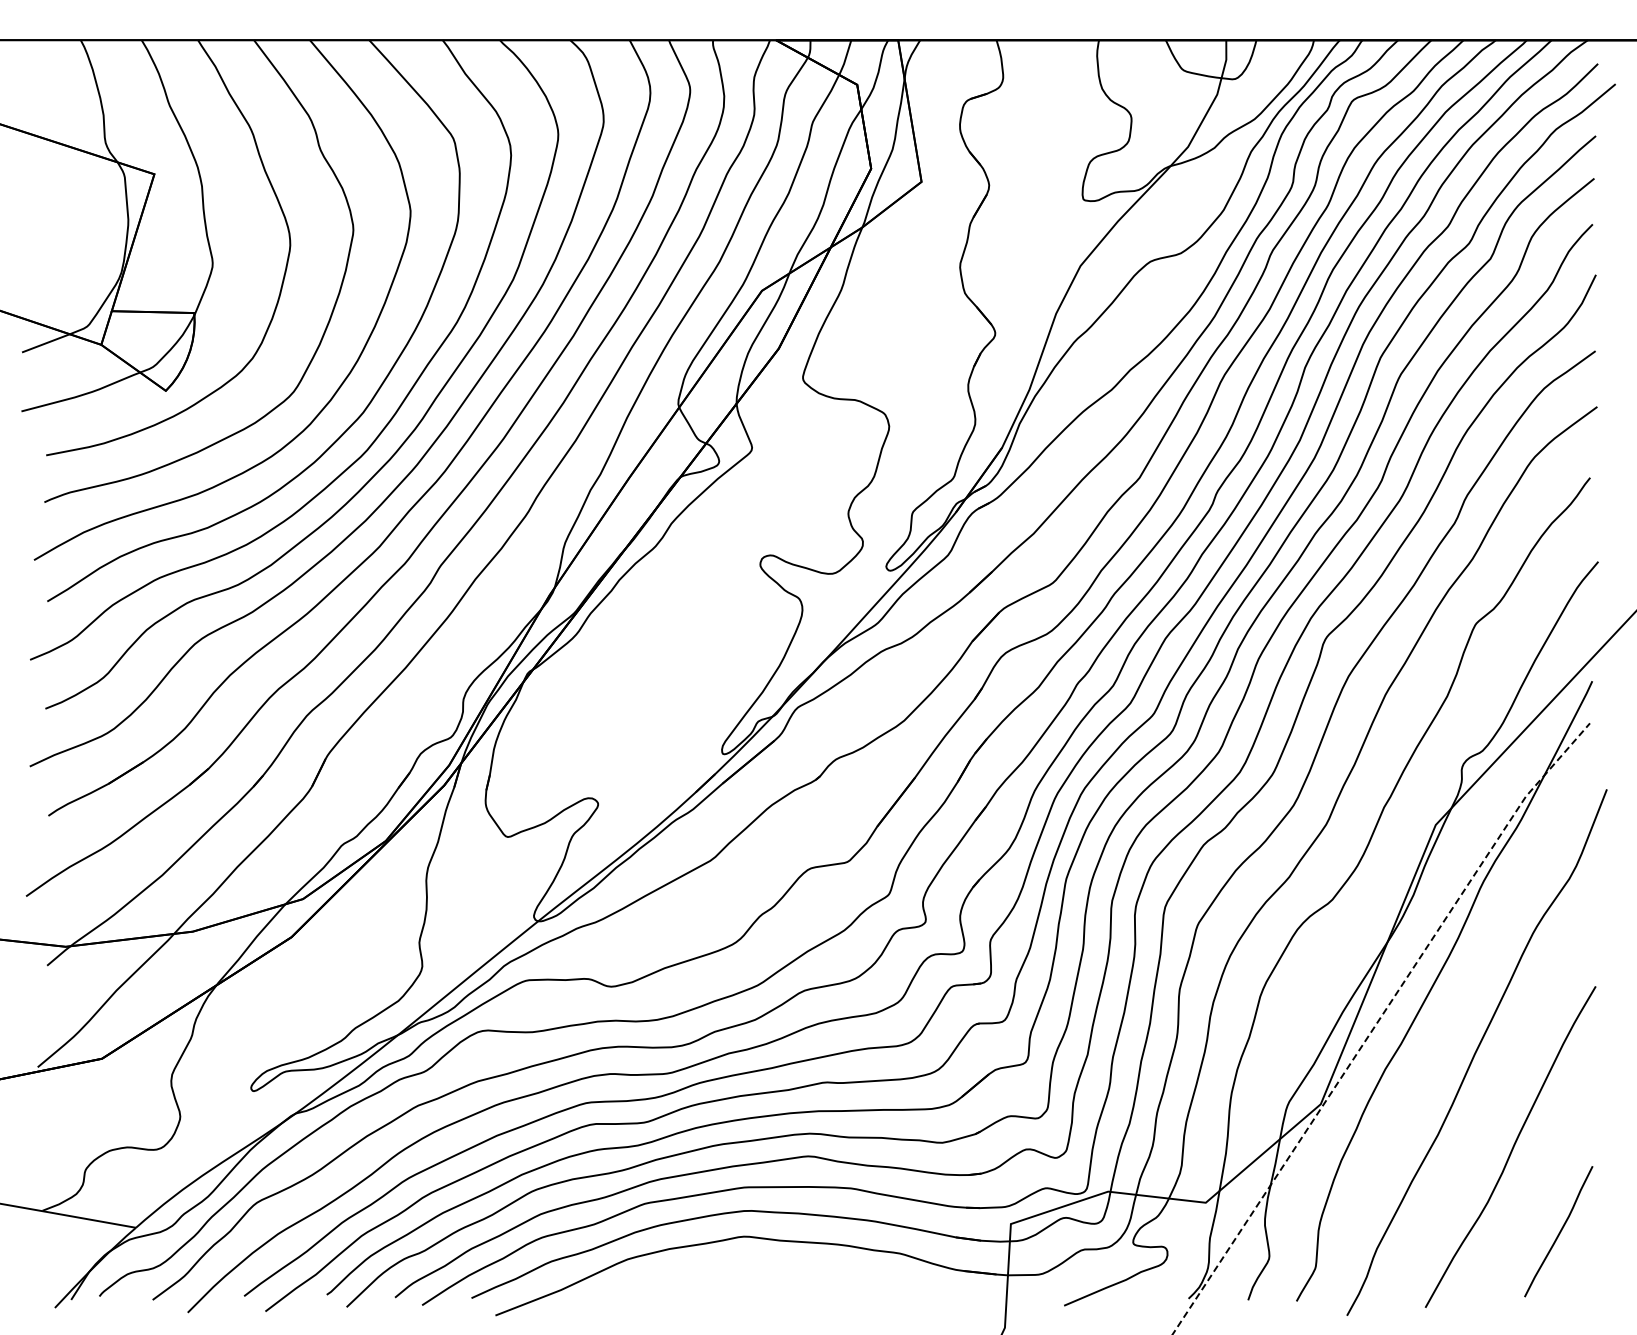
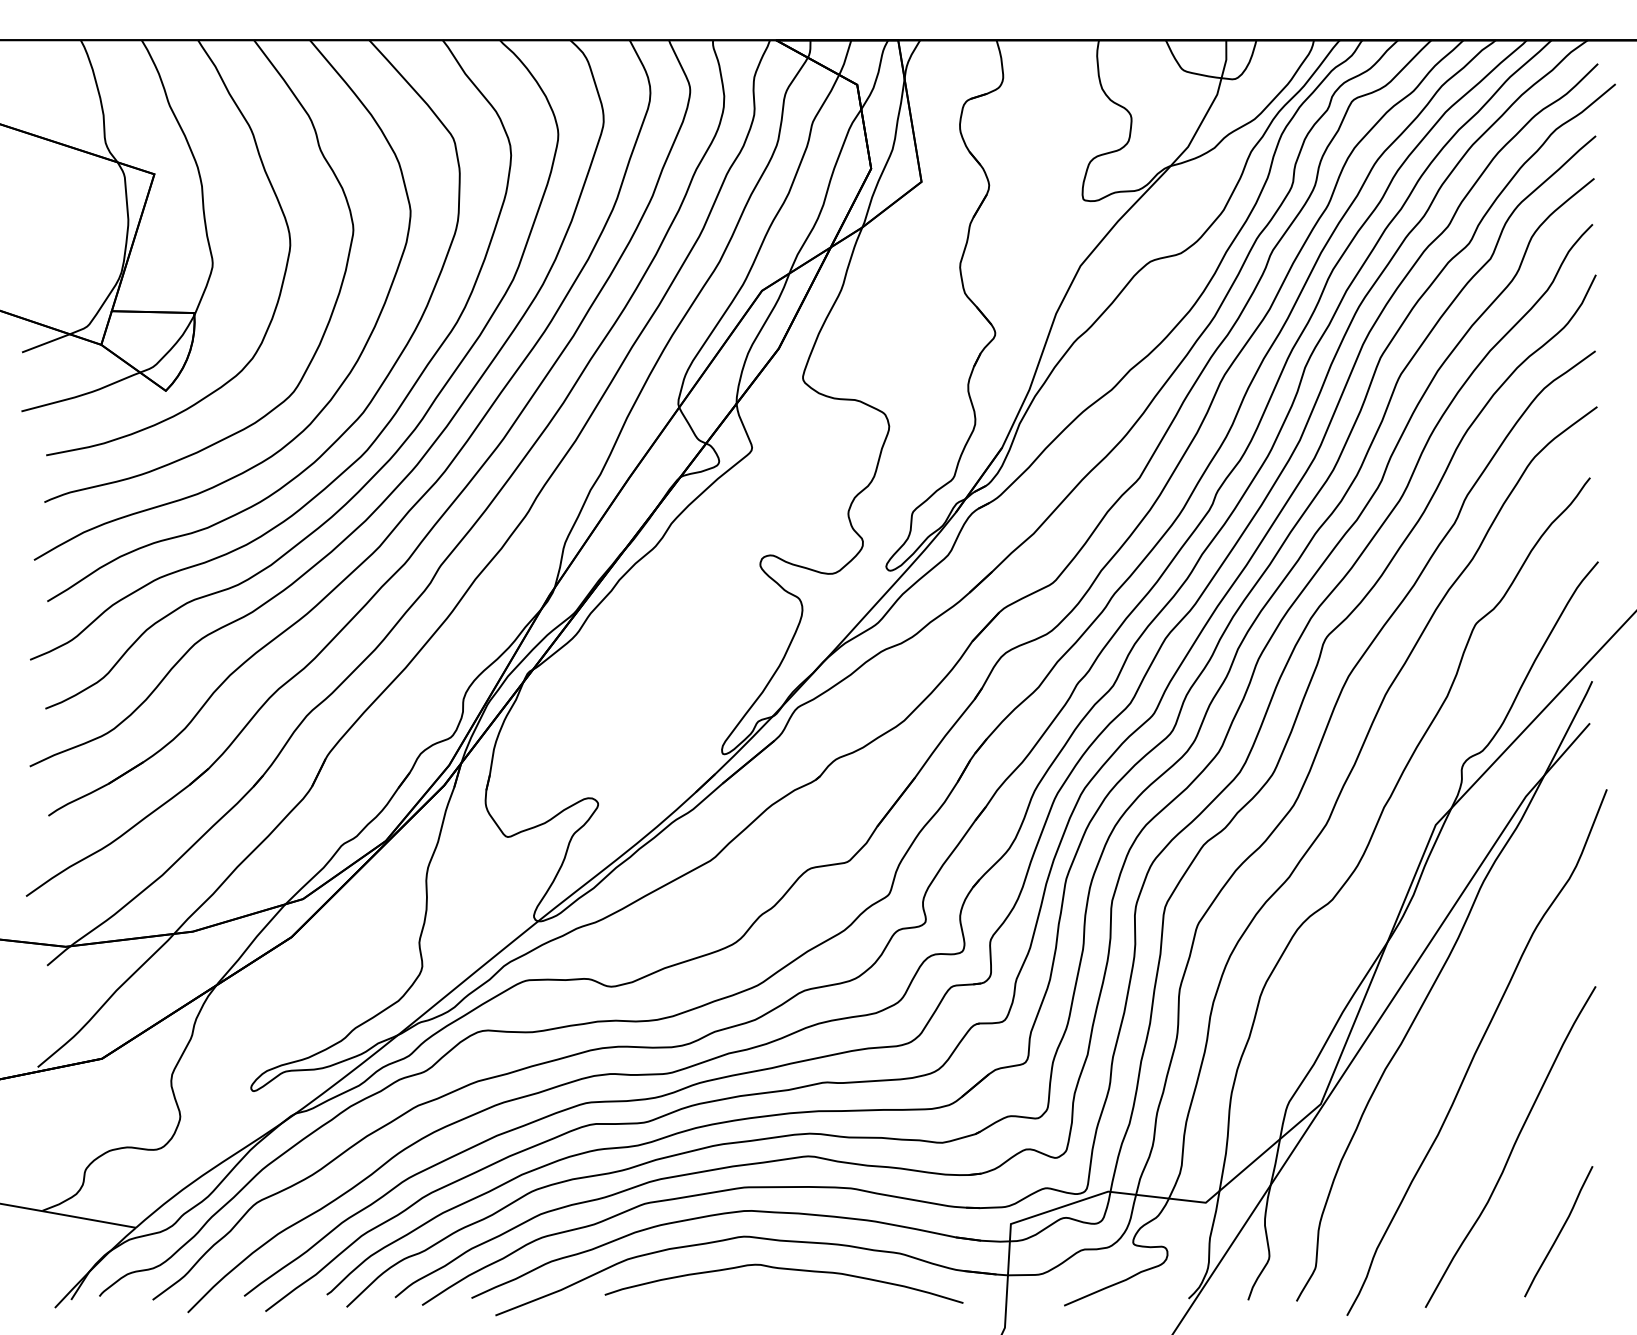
line: dashed -> solid (1376, 1023)
curve: none -> present (783, 1269)
